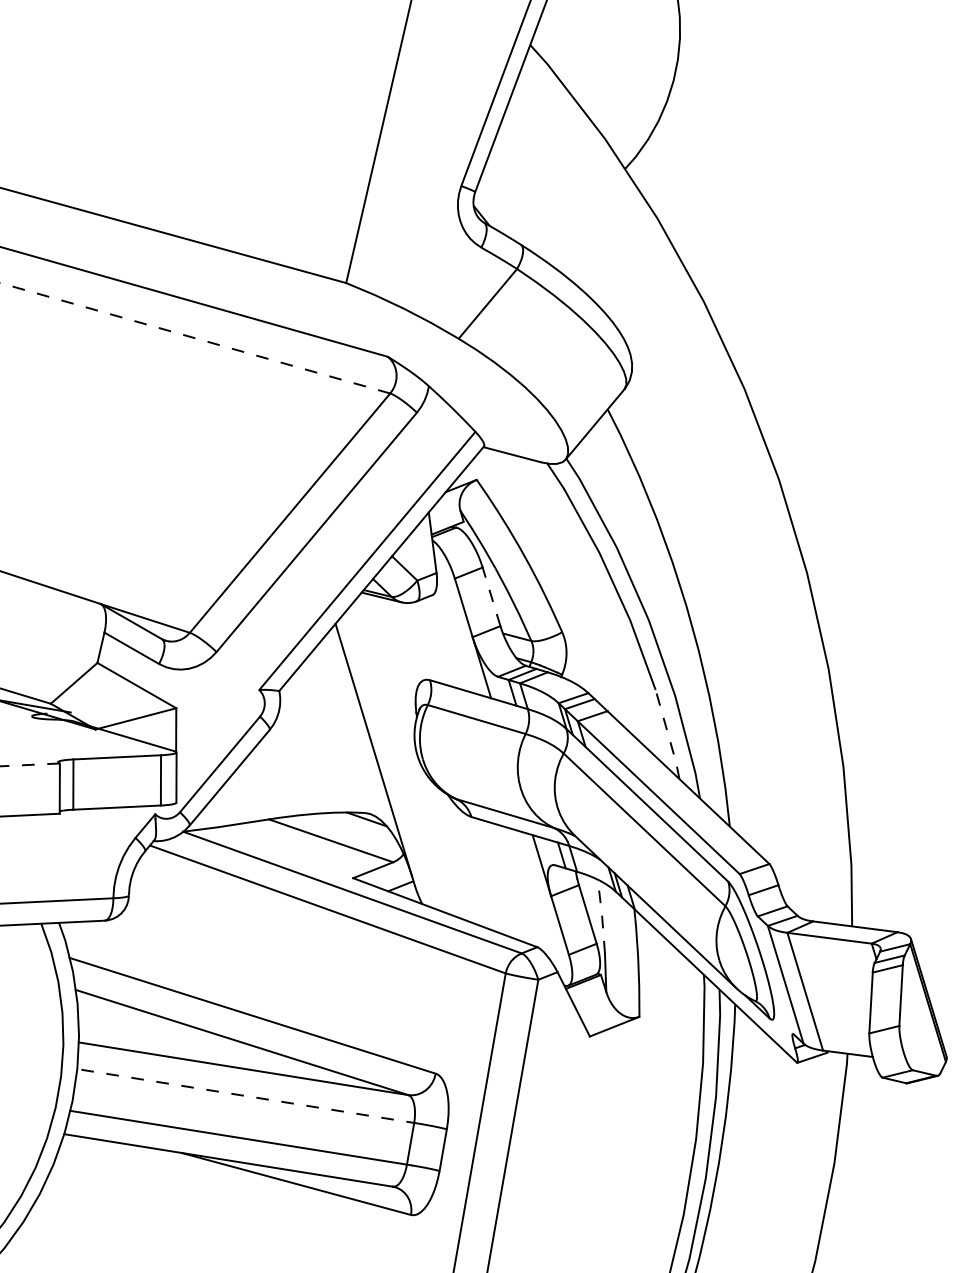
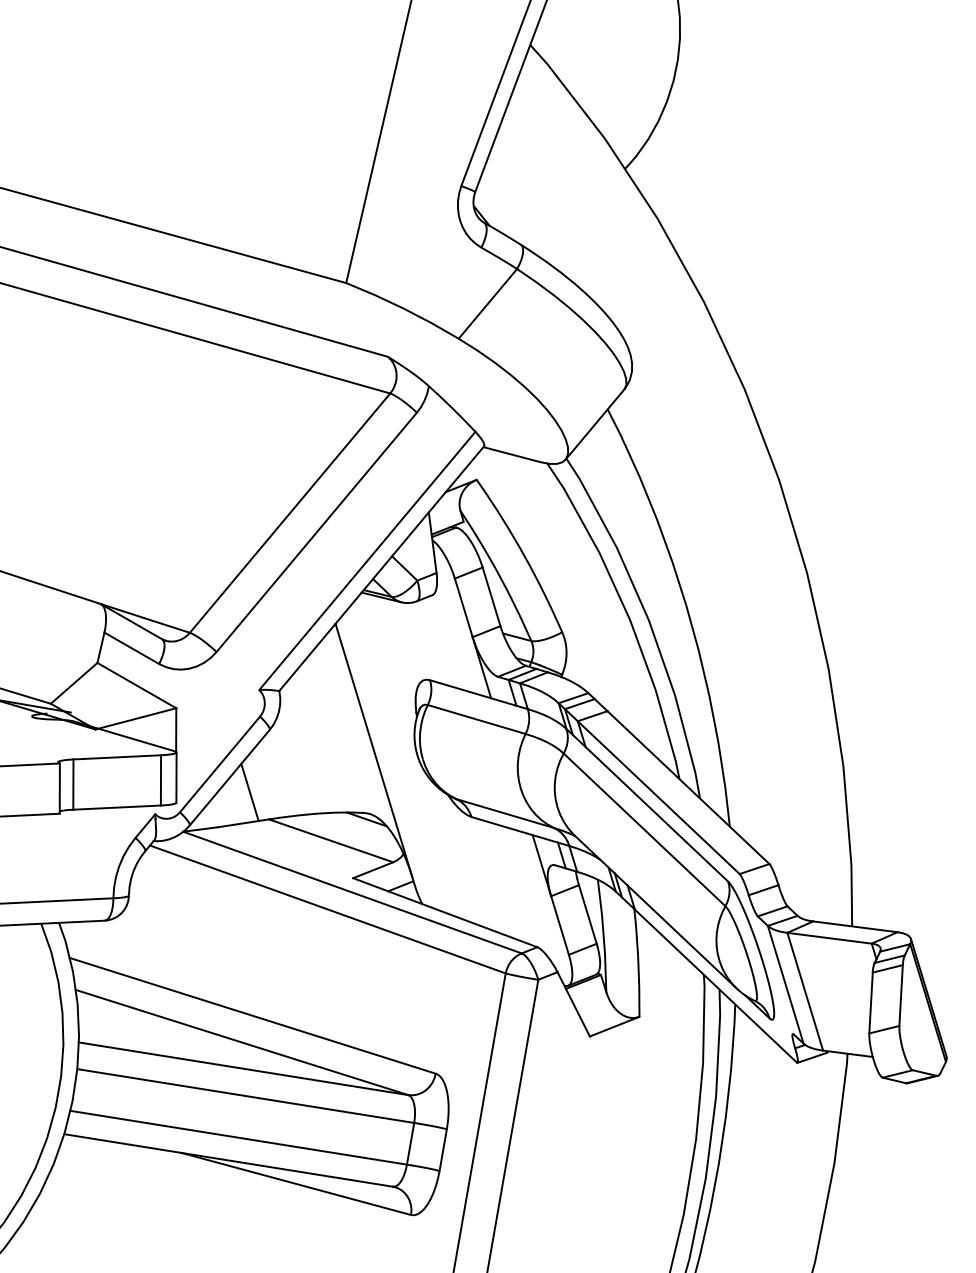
line: dashed -> solid (195, 338)
line: dashed -> solid (491, 596)
line: dashed -> solid (668, 735)
line: dashed -> solid (29, 764)
line: none -> present (249, 791)
line: dashed -> solid (602, 916)
line: dashed -> solid (248, 1096)
